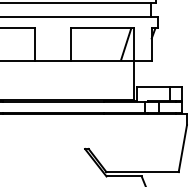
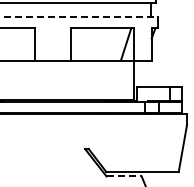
line: solid -> dashed (79, 17)
line: solid -> dashed (124, 176)
